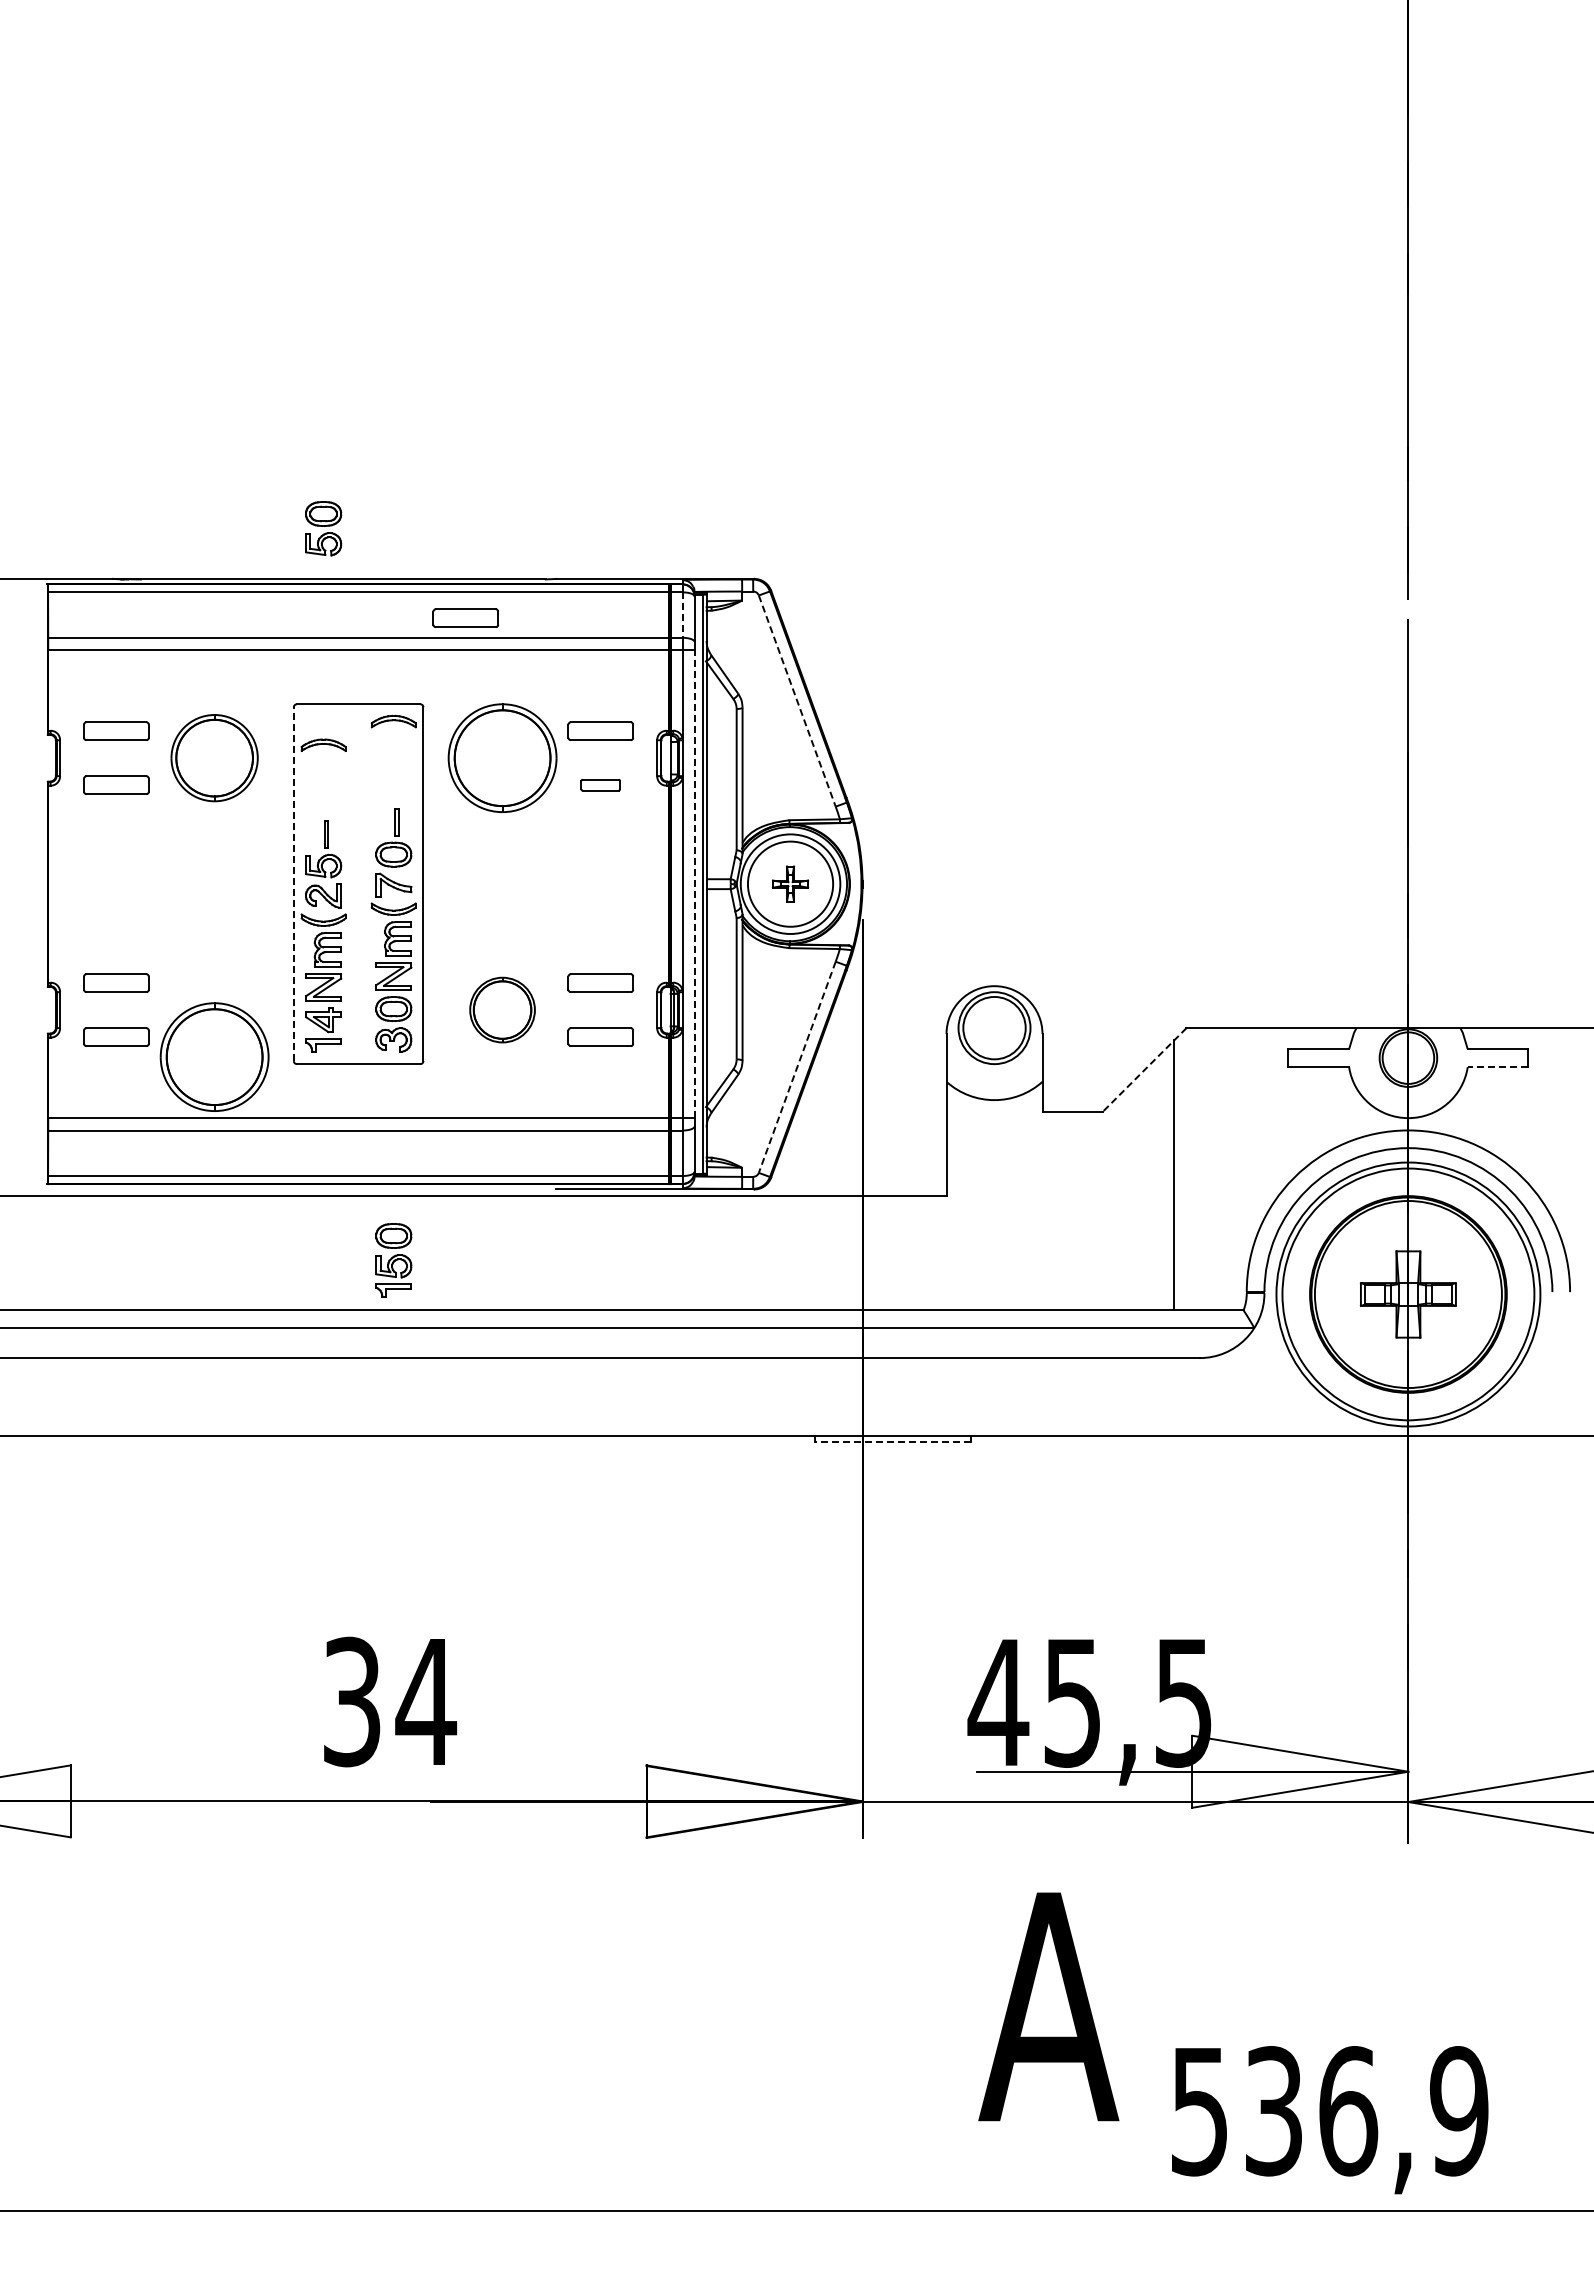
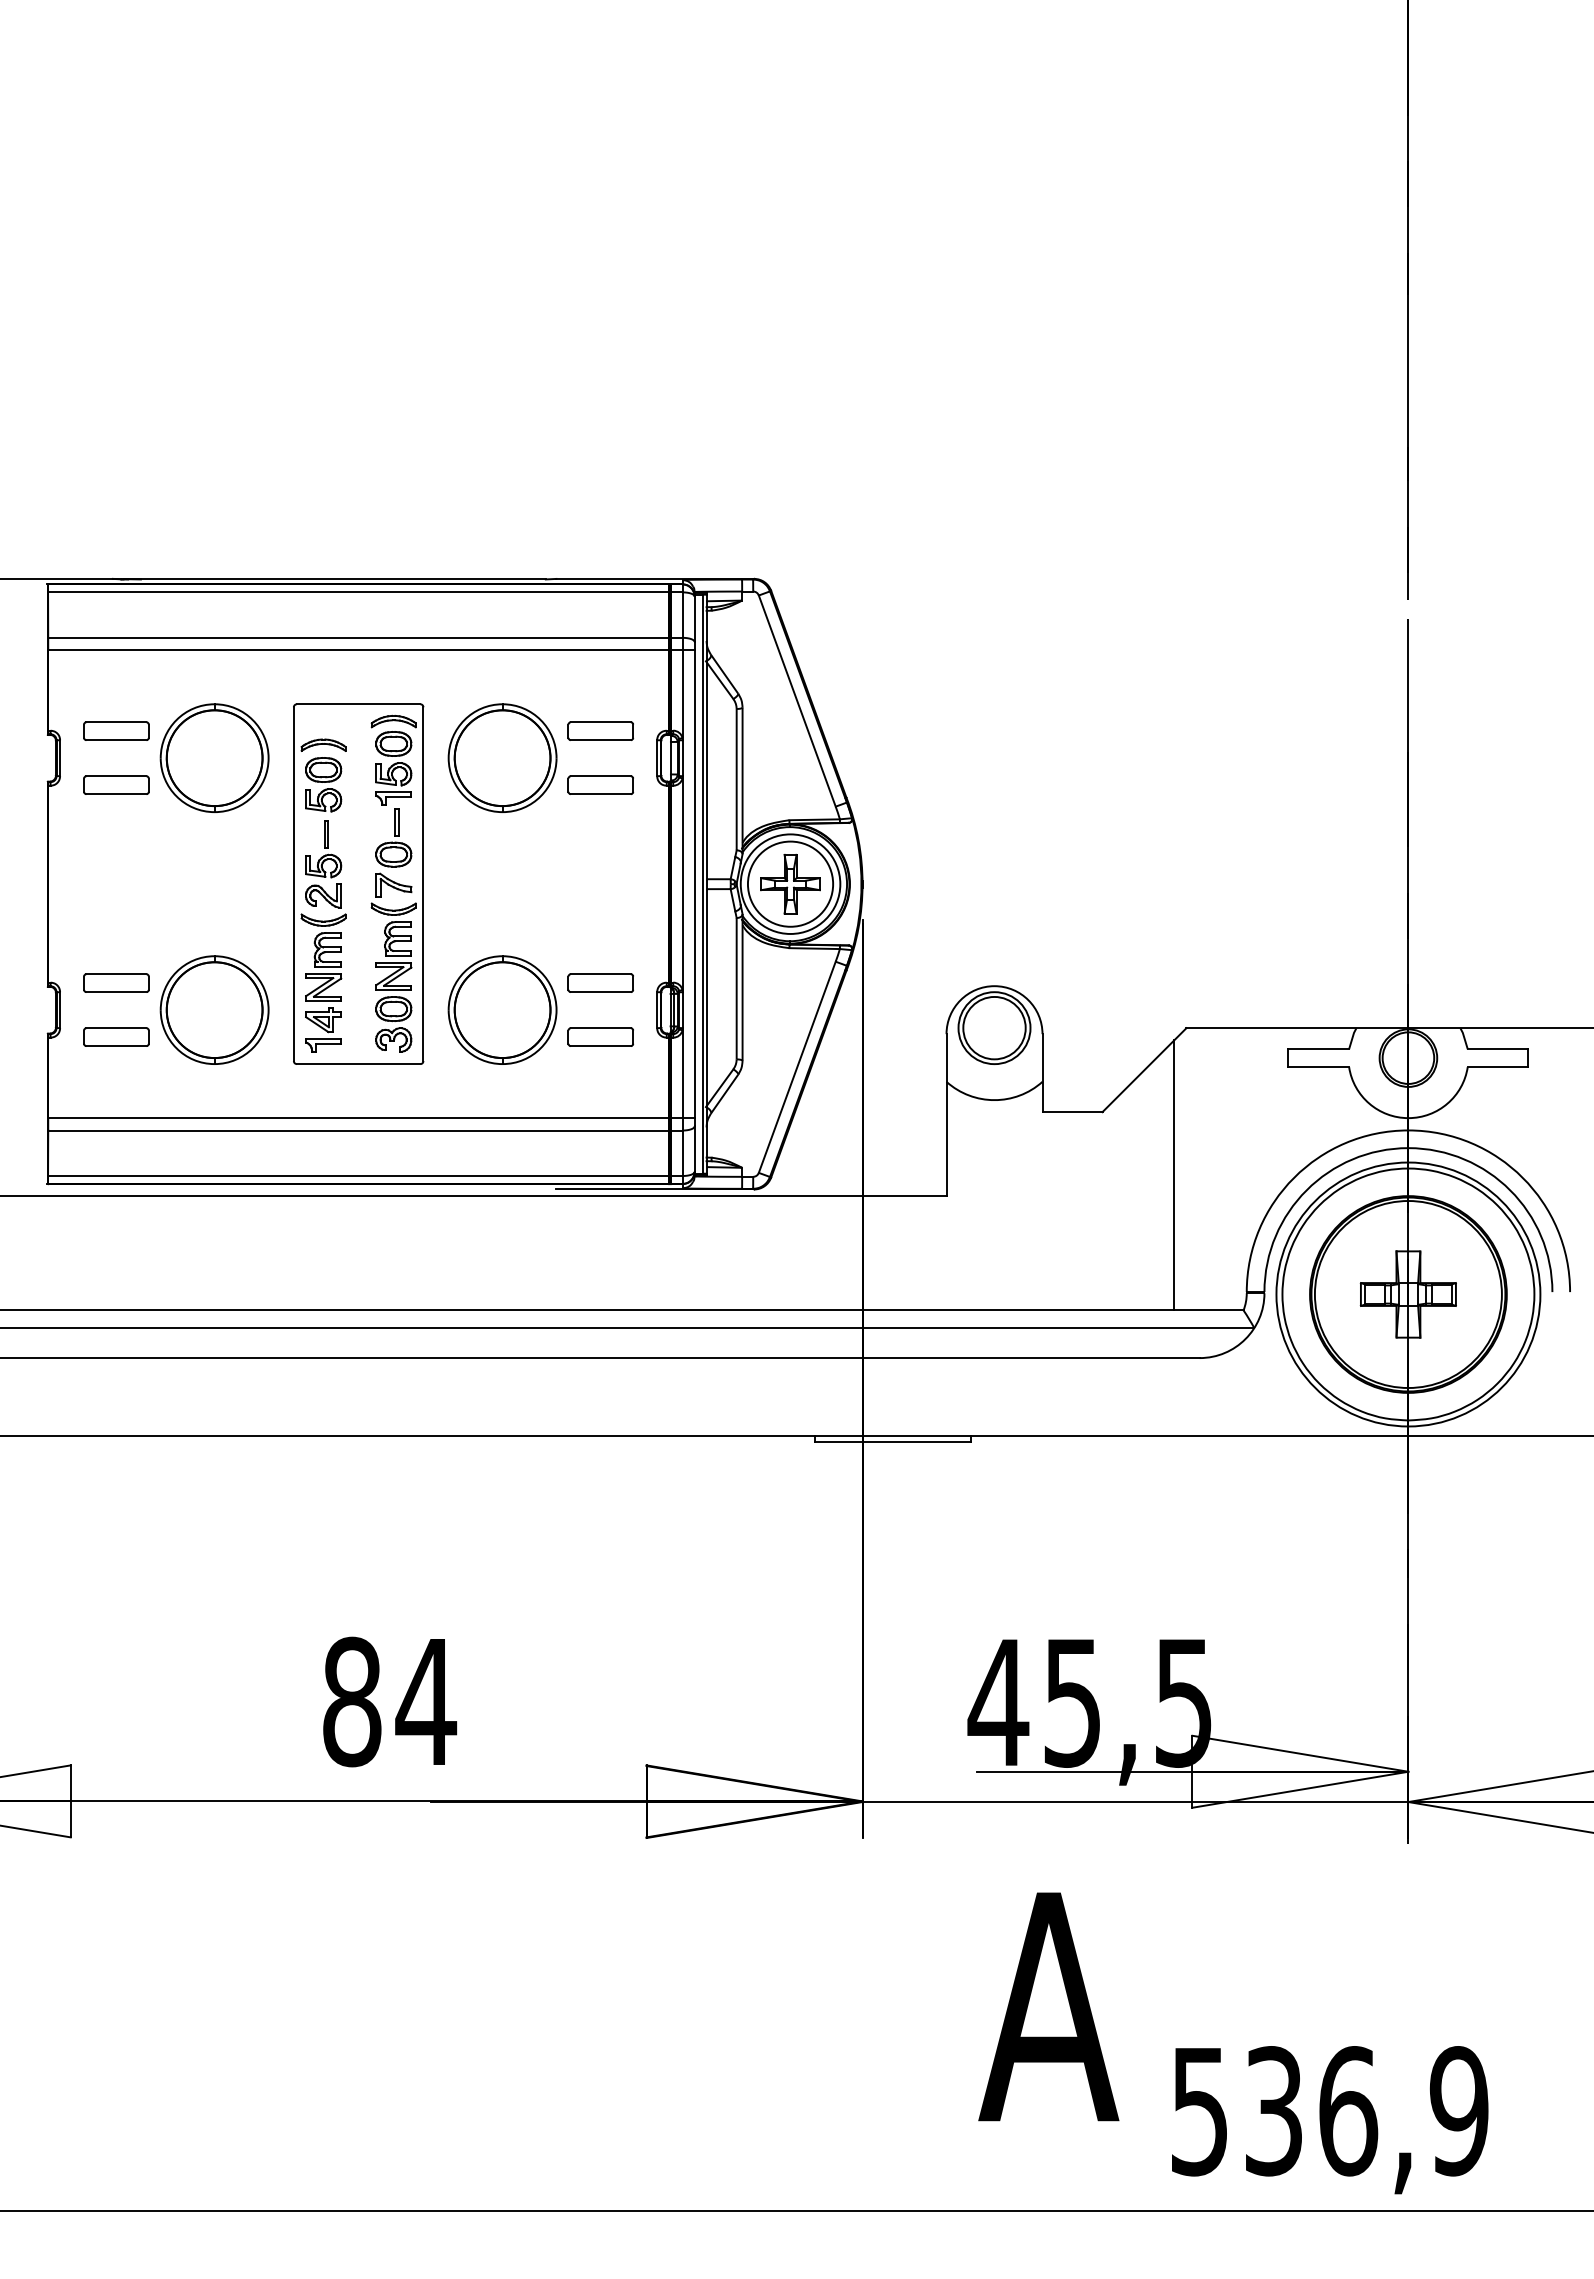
part position: (323, 528) -> (323, 784) (323, 784)
line: dashed -> solid (682, 615)
part: present -> none (465, 617)
line: dashed -> solid (797, 701)
part size: 89x89 px -> 111x110 px (214, 757)
part size: 41x13 px -> 67x20 px (600, 784)
line: dashed -> solid (694, 883)
part size: 38x38 px -> 61x62 px (790, 883)
line: dashed -> solid (293, 884)
part size: 67x68 px -> 111x110 px (502, 1009)
part position: (214, 1056) -> (214, 1009) (214, 1009)
line: dashed -> solid (797, 1067)
line: dashed -> solid (1497, 1067)
line: dashed -> solid (1144, 1070)
part position: (393, 1260) -> (393, 768) (393, 768)
line: dashed -> solid (892, 1442)
text: 34 -> 84 (352, 1701)
